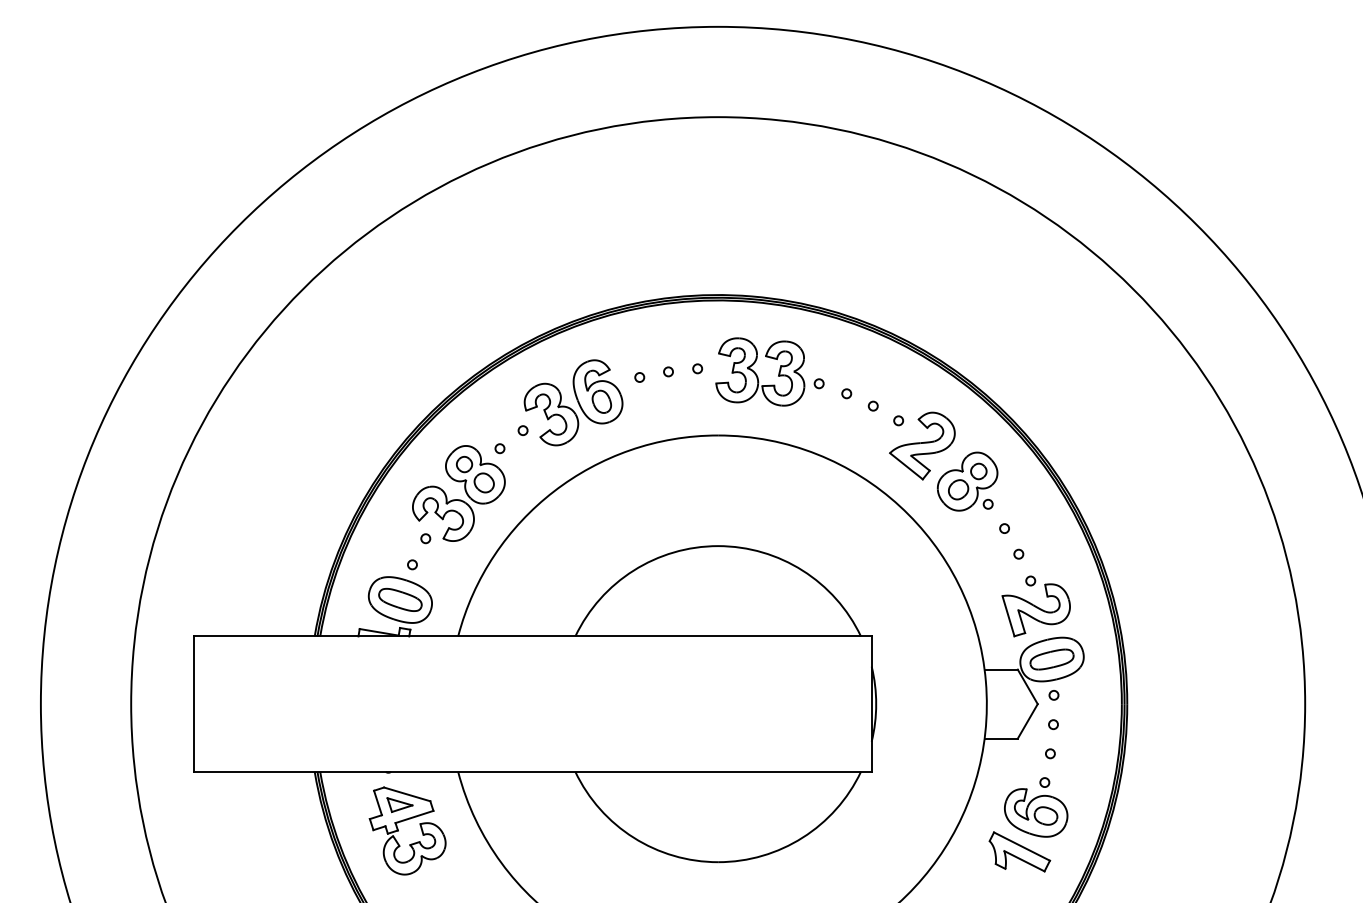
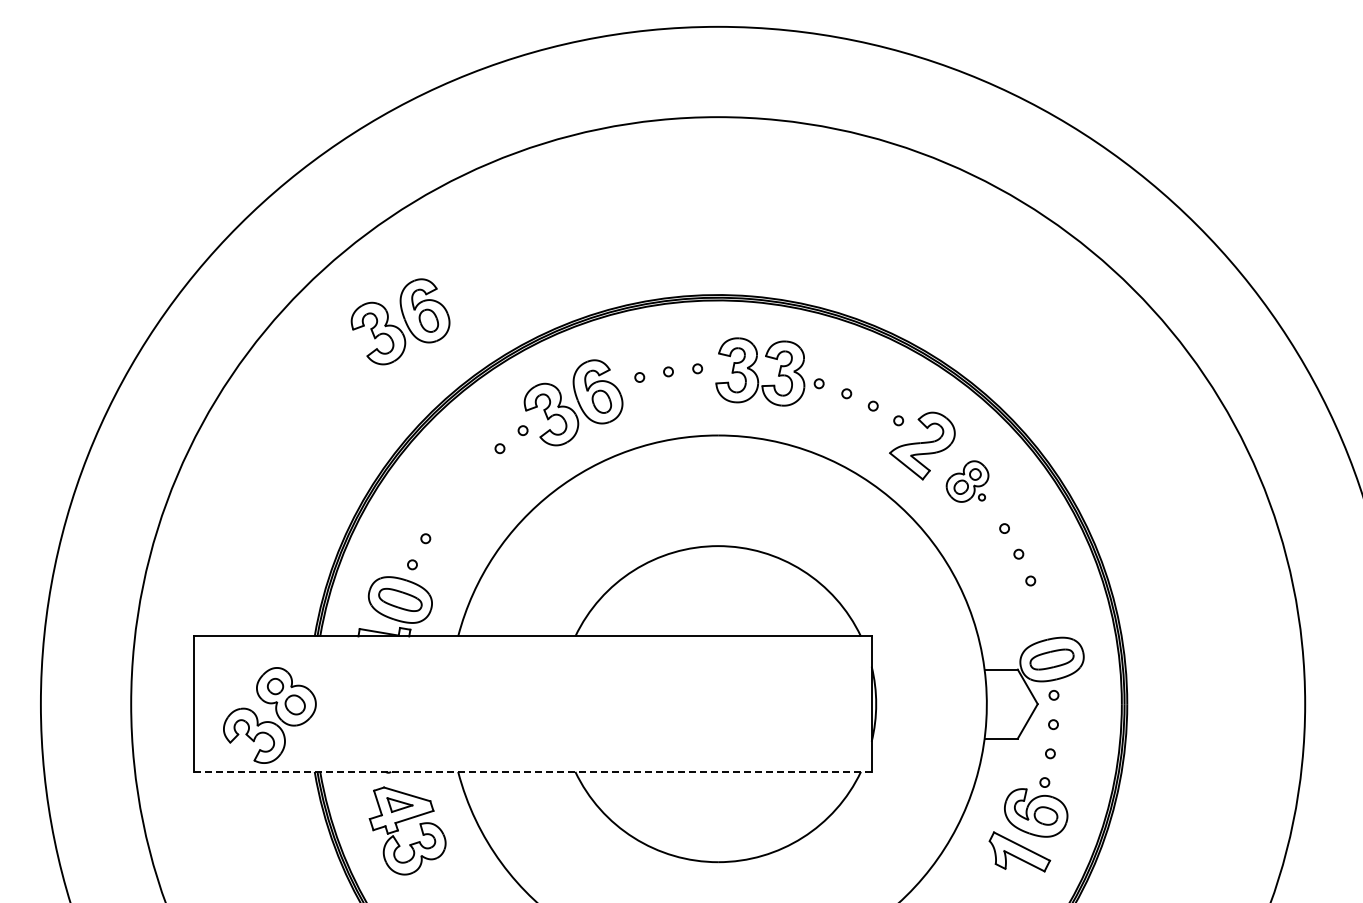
part: none -> present (400, 321)
part size: 63x61 px -> 45x43 px (967, 481)
part position: (458, 493) -> (269, 715) (269, 715)
part: present -> none (1035, 610)
line: solid -> dashed (533, 771)
